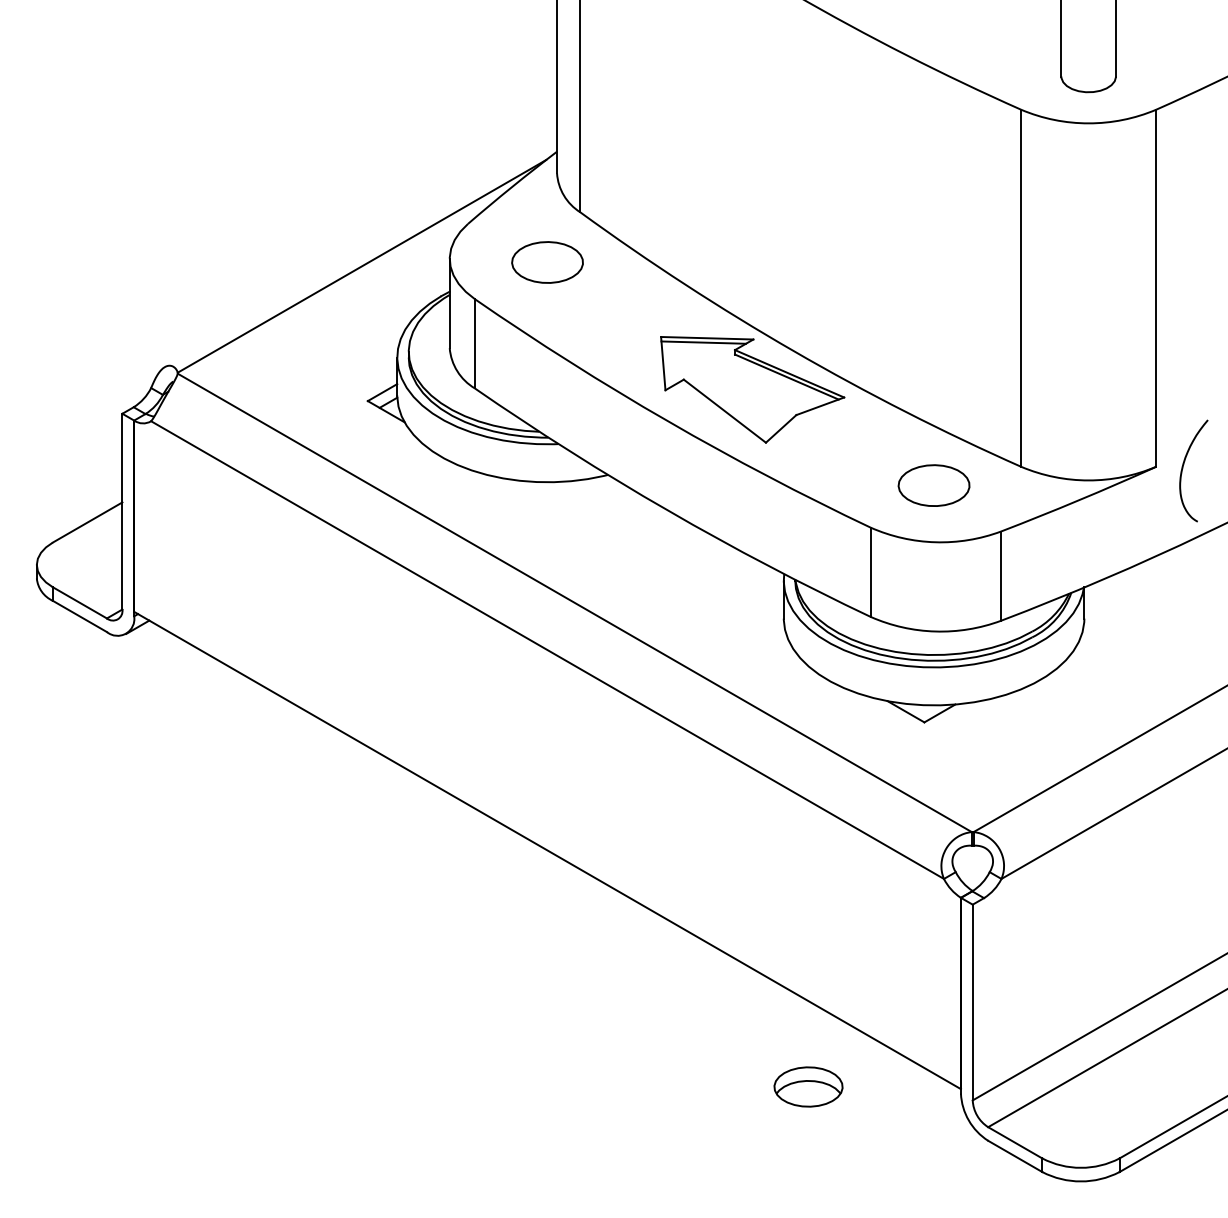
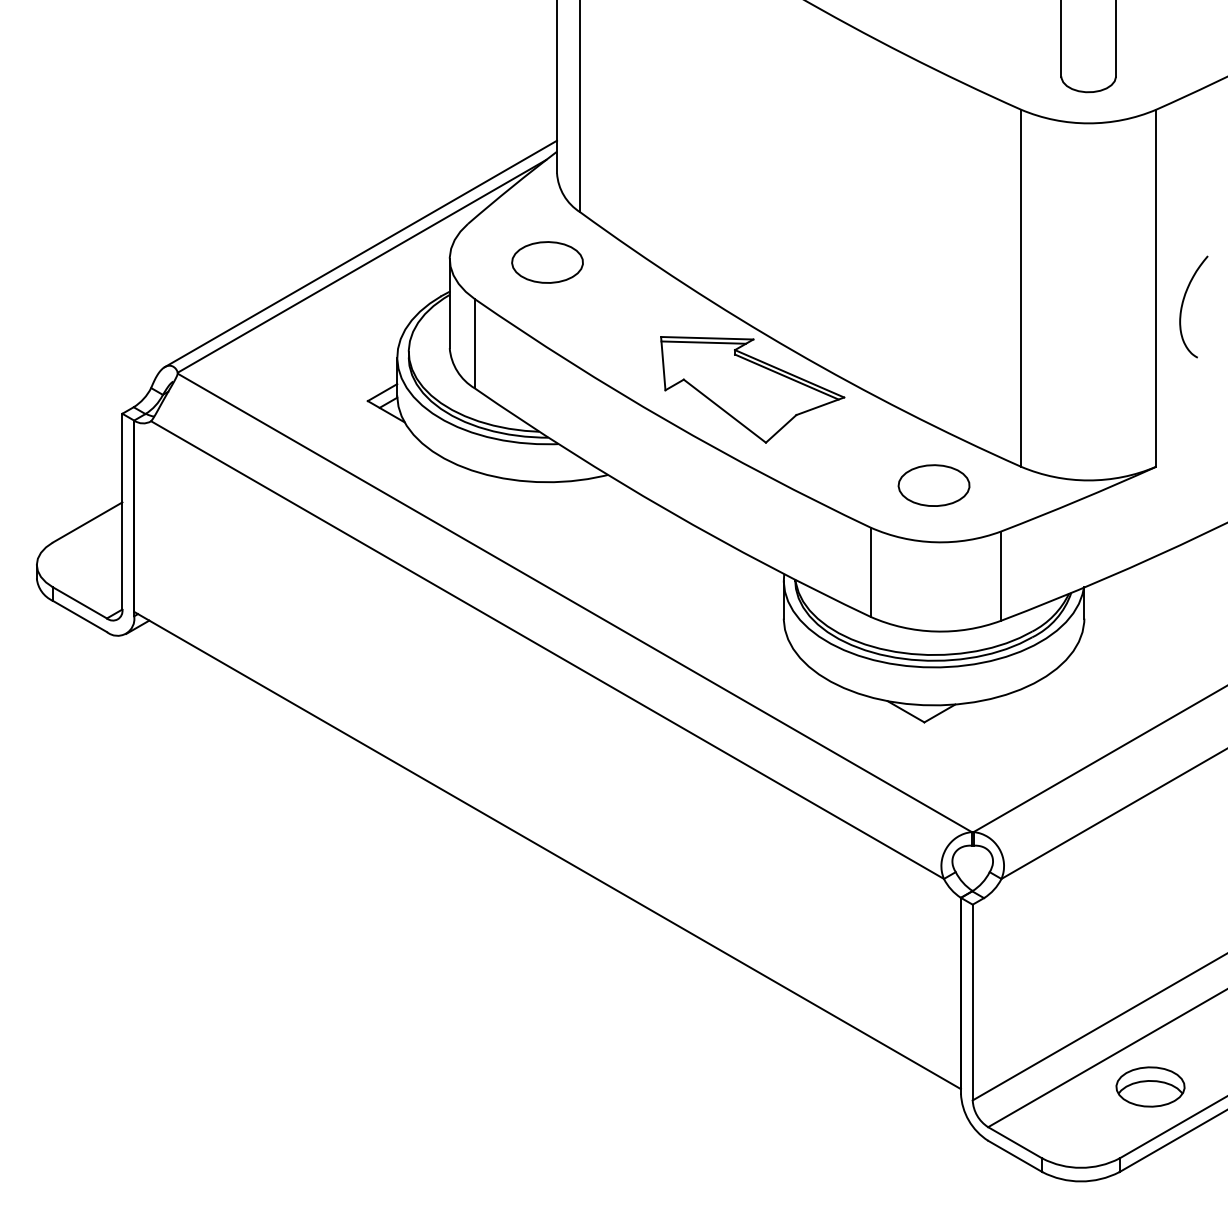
line: none -> present (360, 253)
curve position: (1183, 468) -> (1183, 304) (1183, 304)
part position: (808, 1086) -> (1150, 1086) (1150, 1086)
